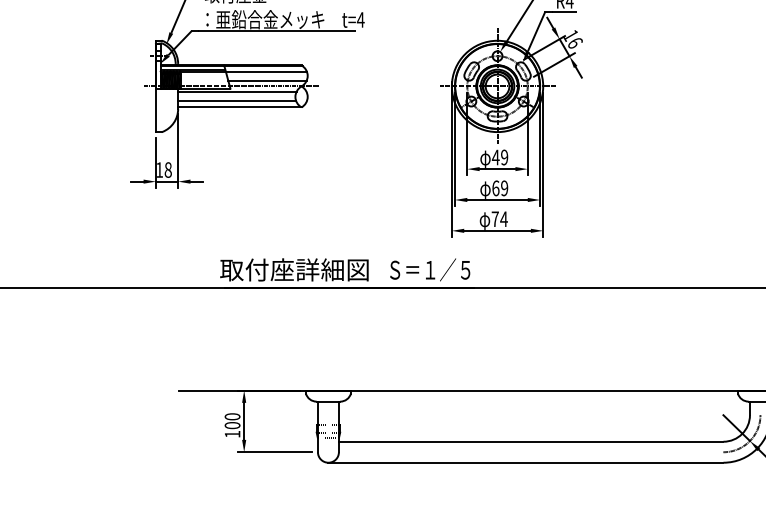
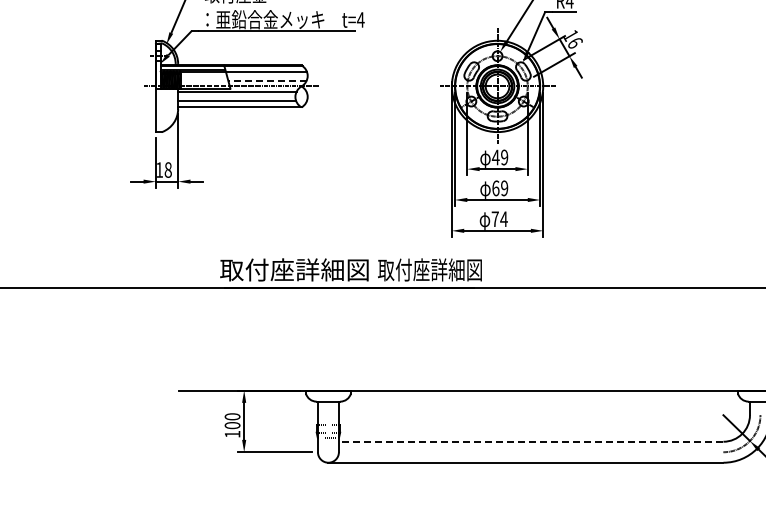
line: solid -> dashed (267, 81)
text: Ｓ＝１／５ -> 取付座詳細図 (429, 269)
line: solid -> dashed (530, 441)
